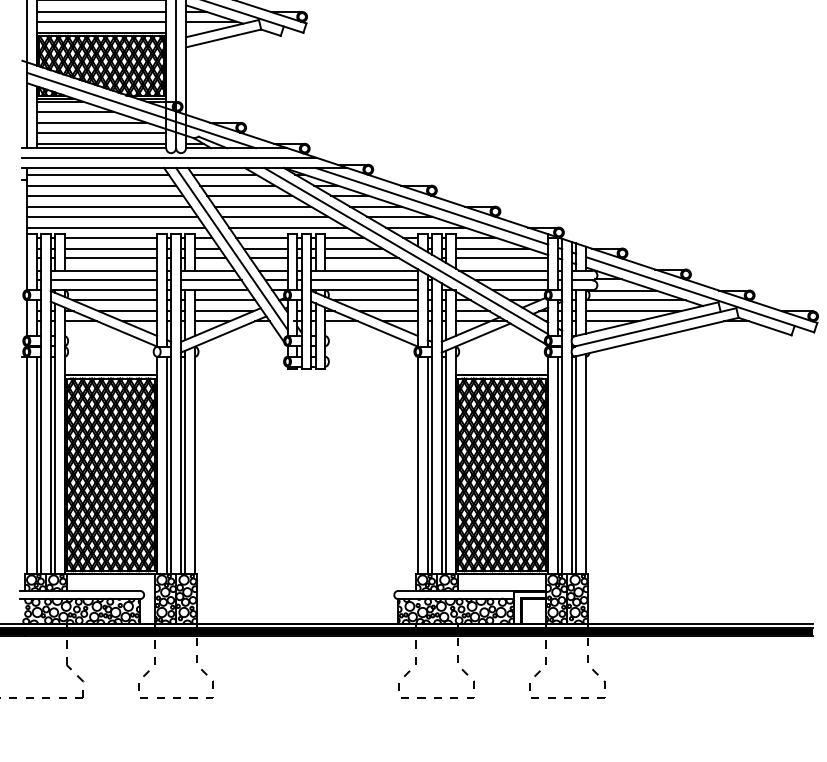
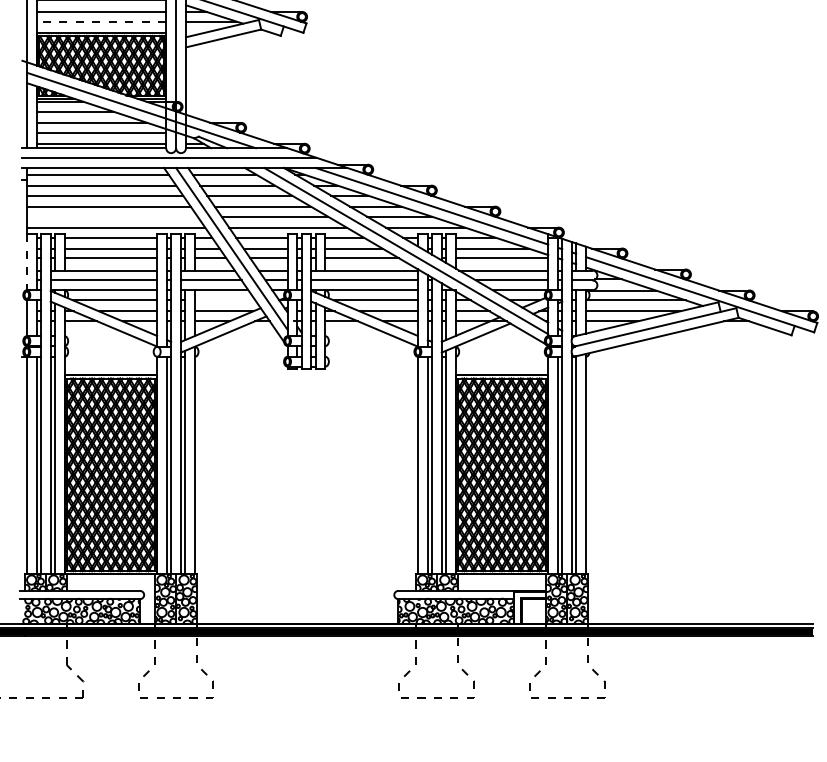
line: solid -> dashed (101, 21)
line: present -> none (112, 216)
line: solid -> dashed (26, 262)
line: present -> none (225, 300)
